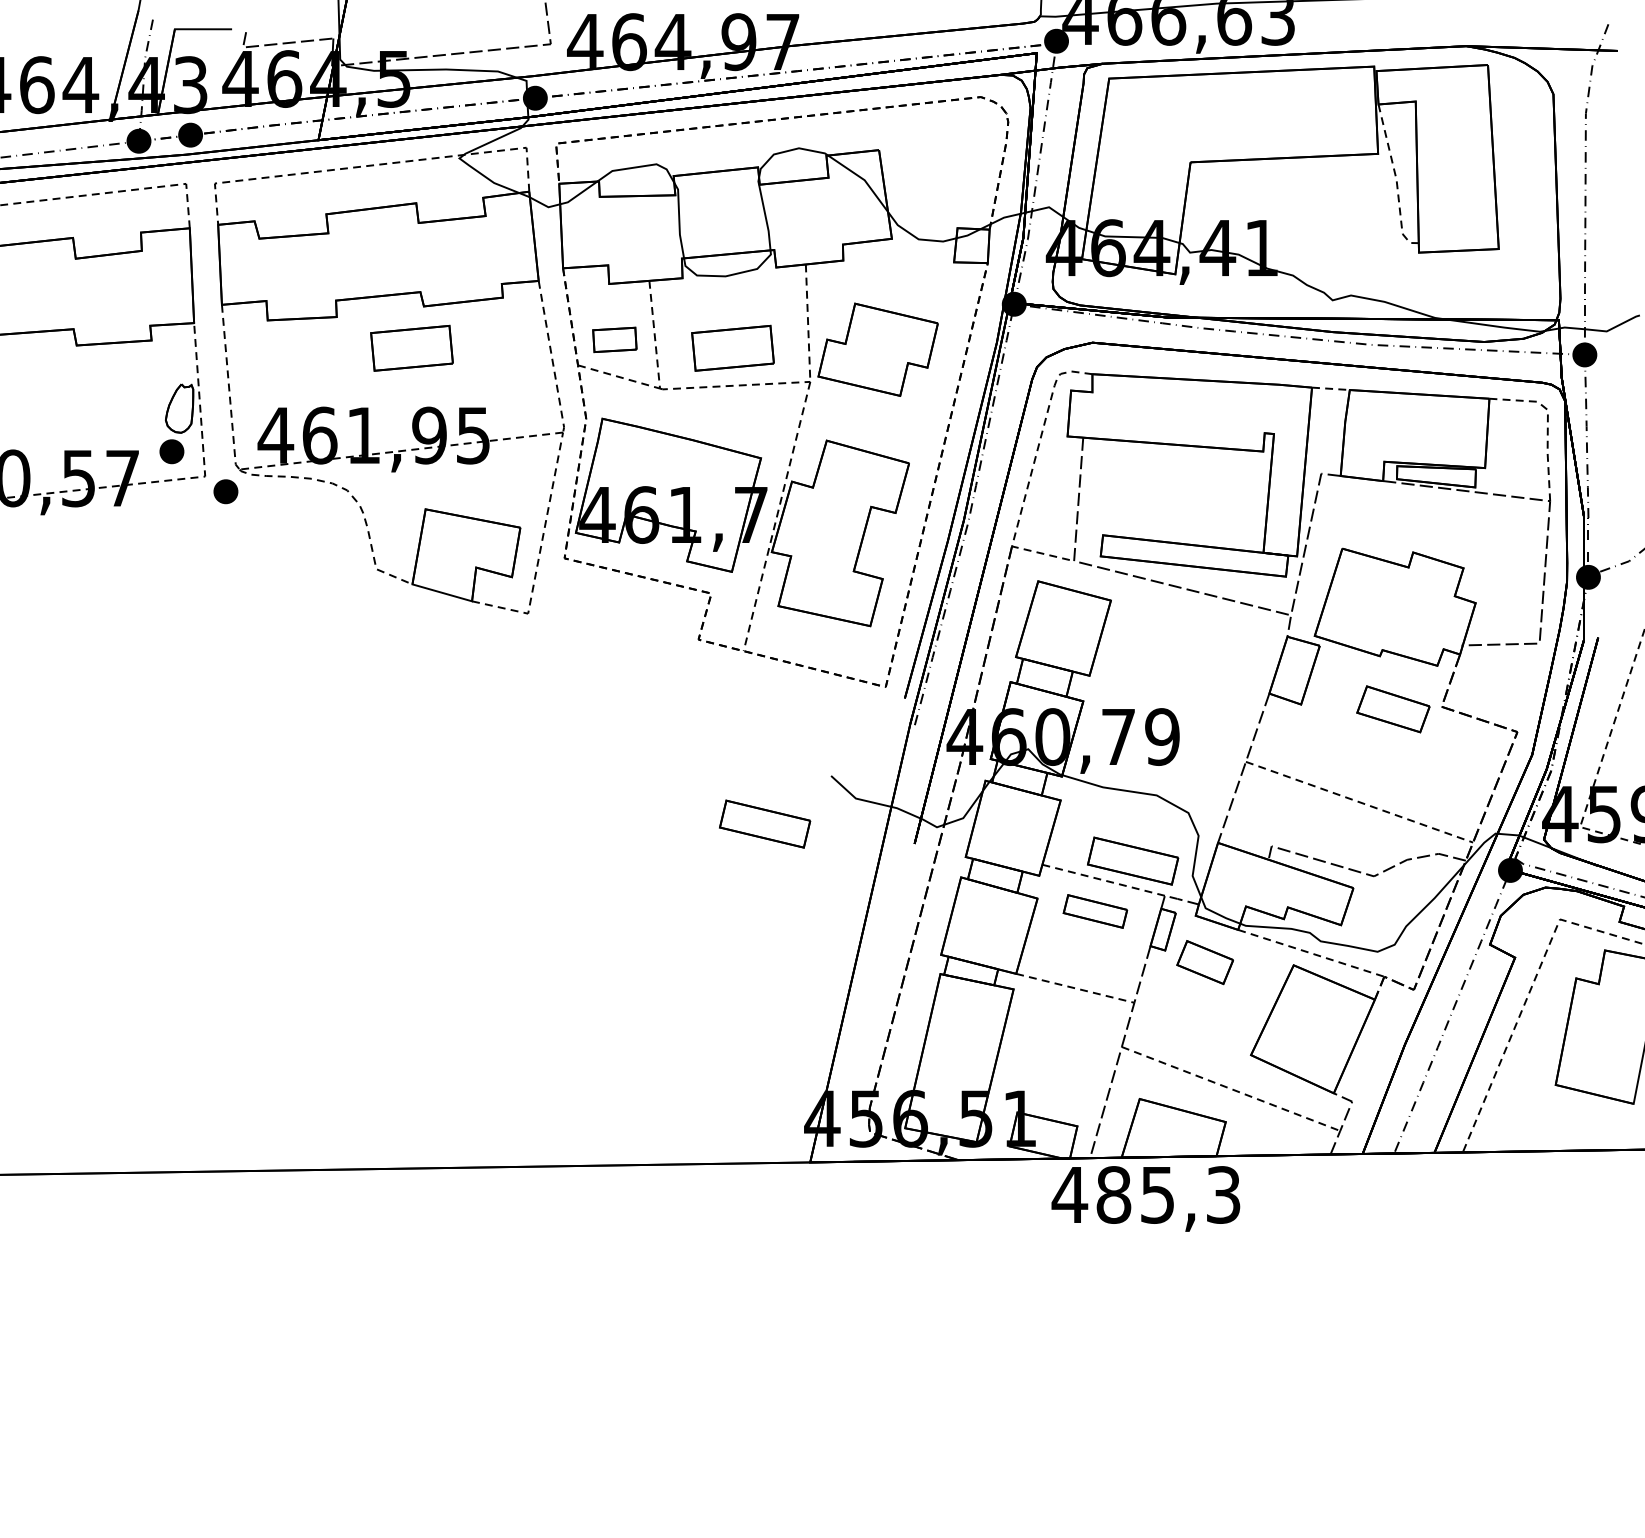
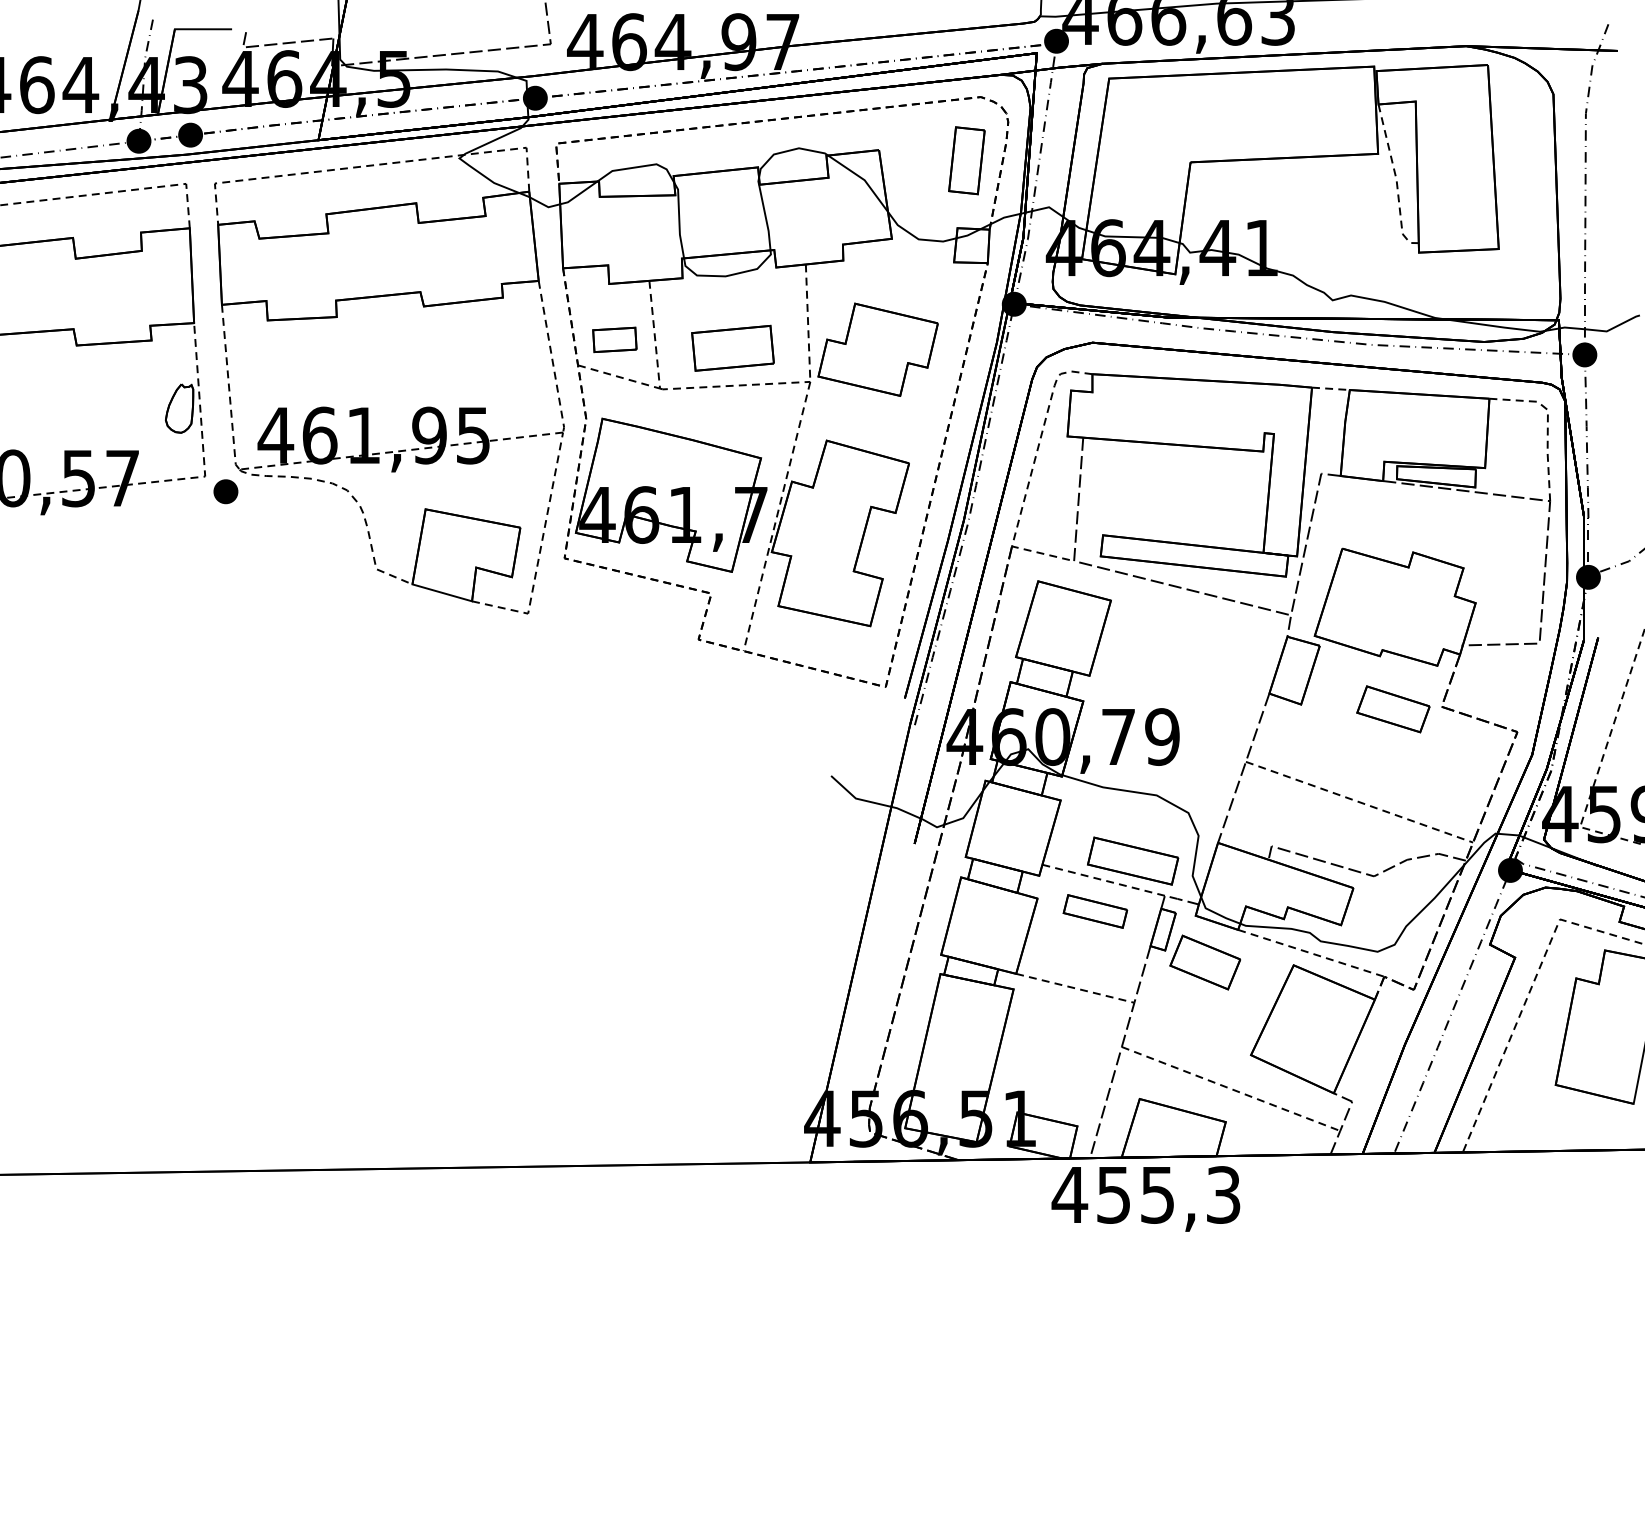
part: none -> present (966, 160)
part: present -> none (411, 347)
part: present -> none (171, 451)
part: present -> none (765, 823)
part size: 58x46 px -> 72x57 px (1204, 962)
text: 485,3 -> 455,3 (1113, 1194)
